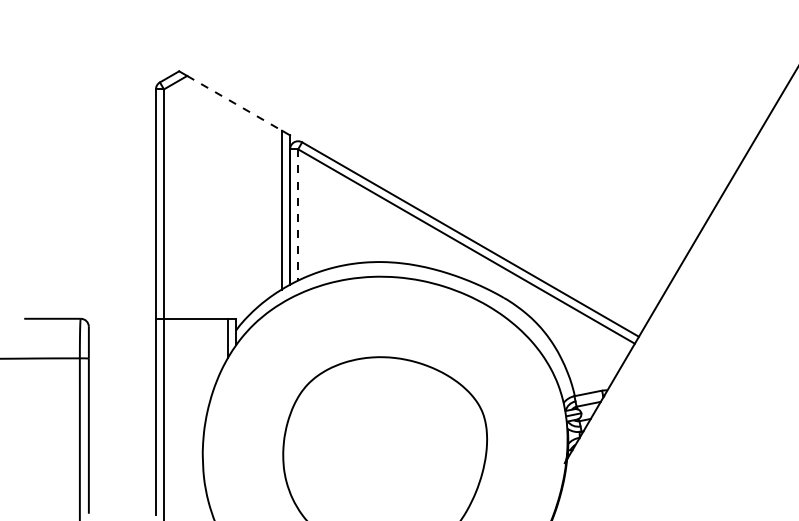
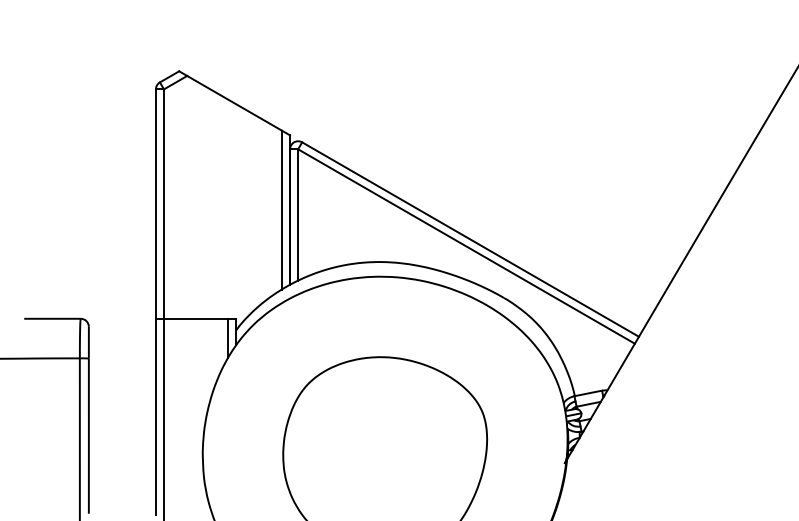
line: dashed -> solid (234, 103)
line: dashed -> solid (298, 214)
